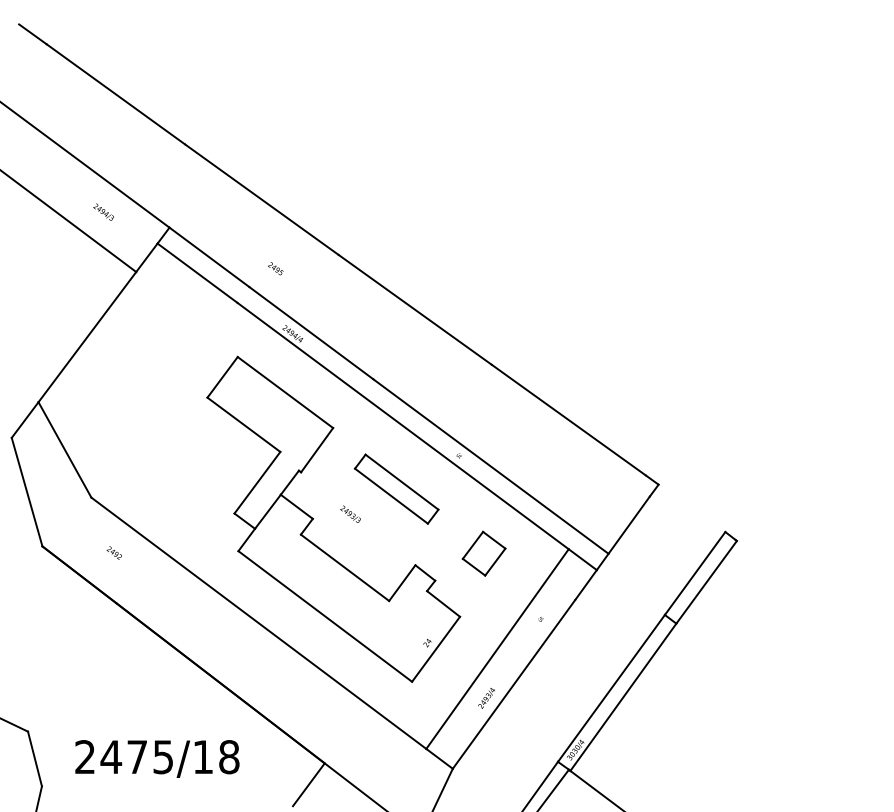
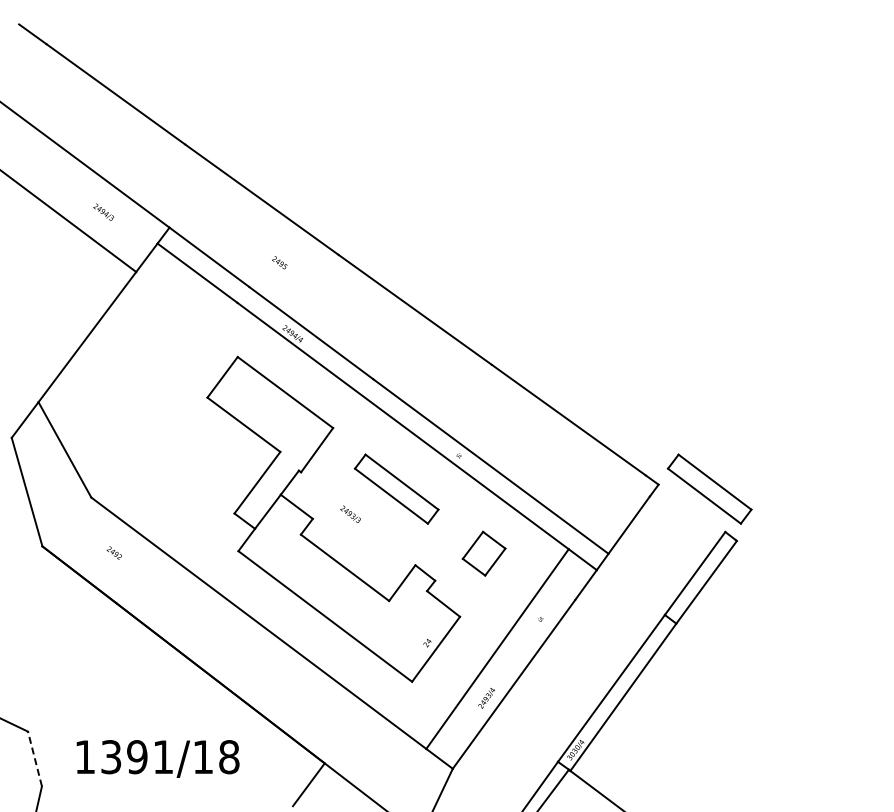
text position: (275, 268) -> (279, 262) (279, 262)
part: none -> present (709, 488)
text: 2475/18 -> 1391/18 (123, 757)
line: solid -> dashed (34, 758)
